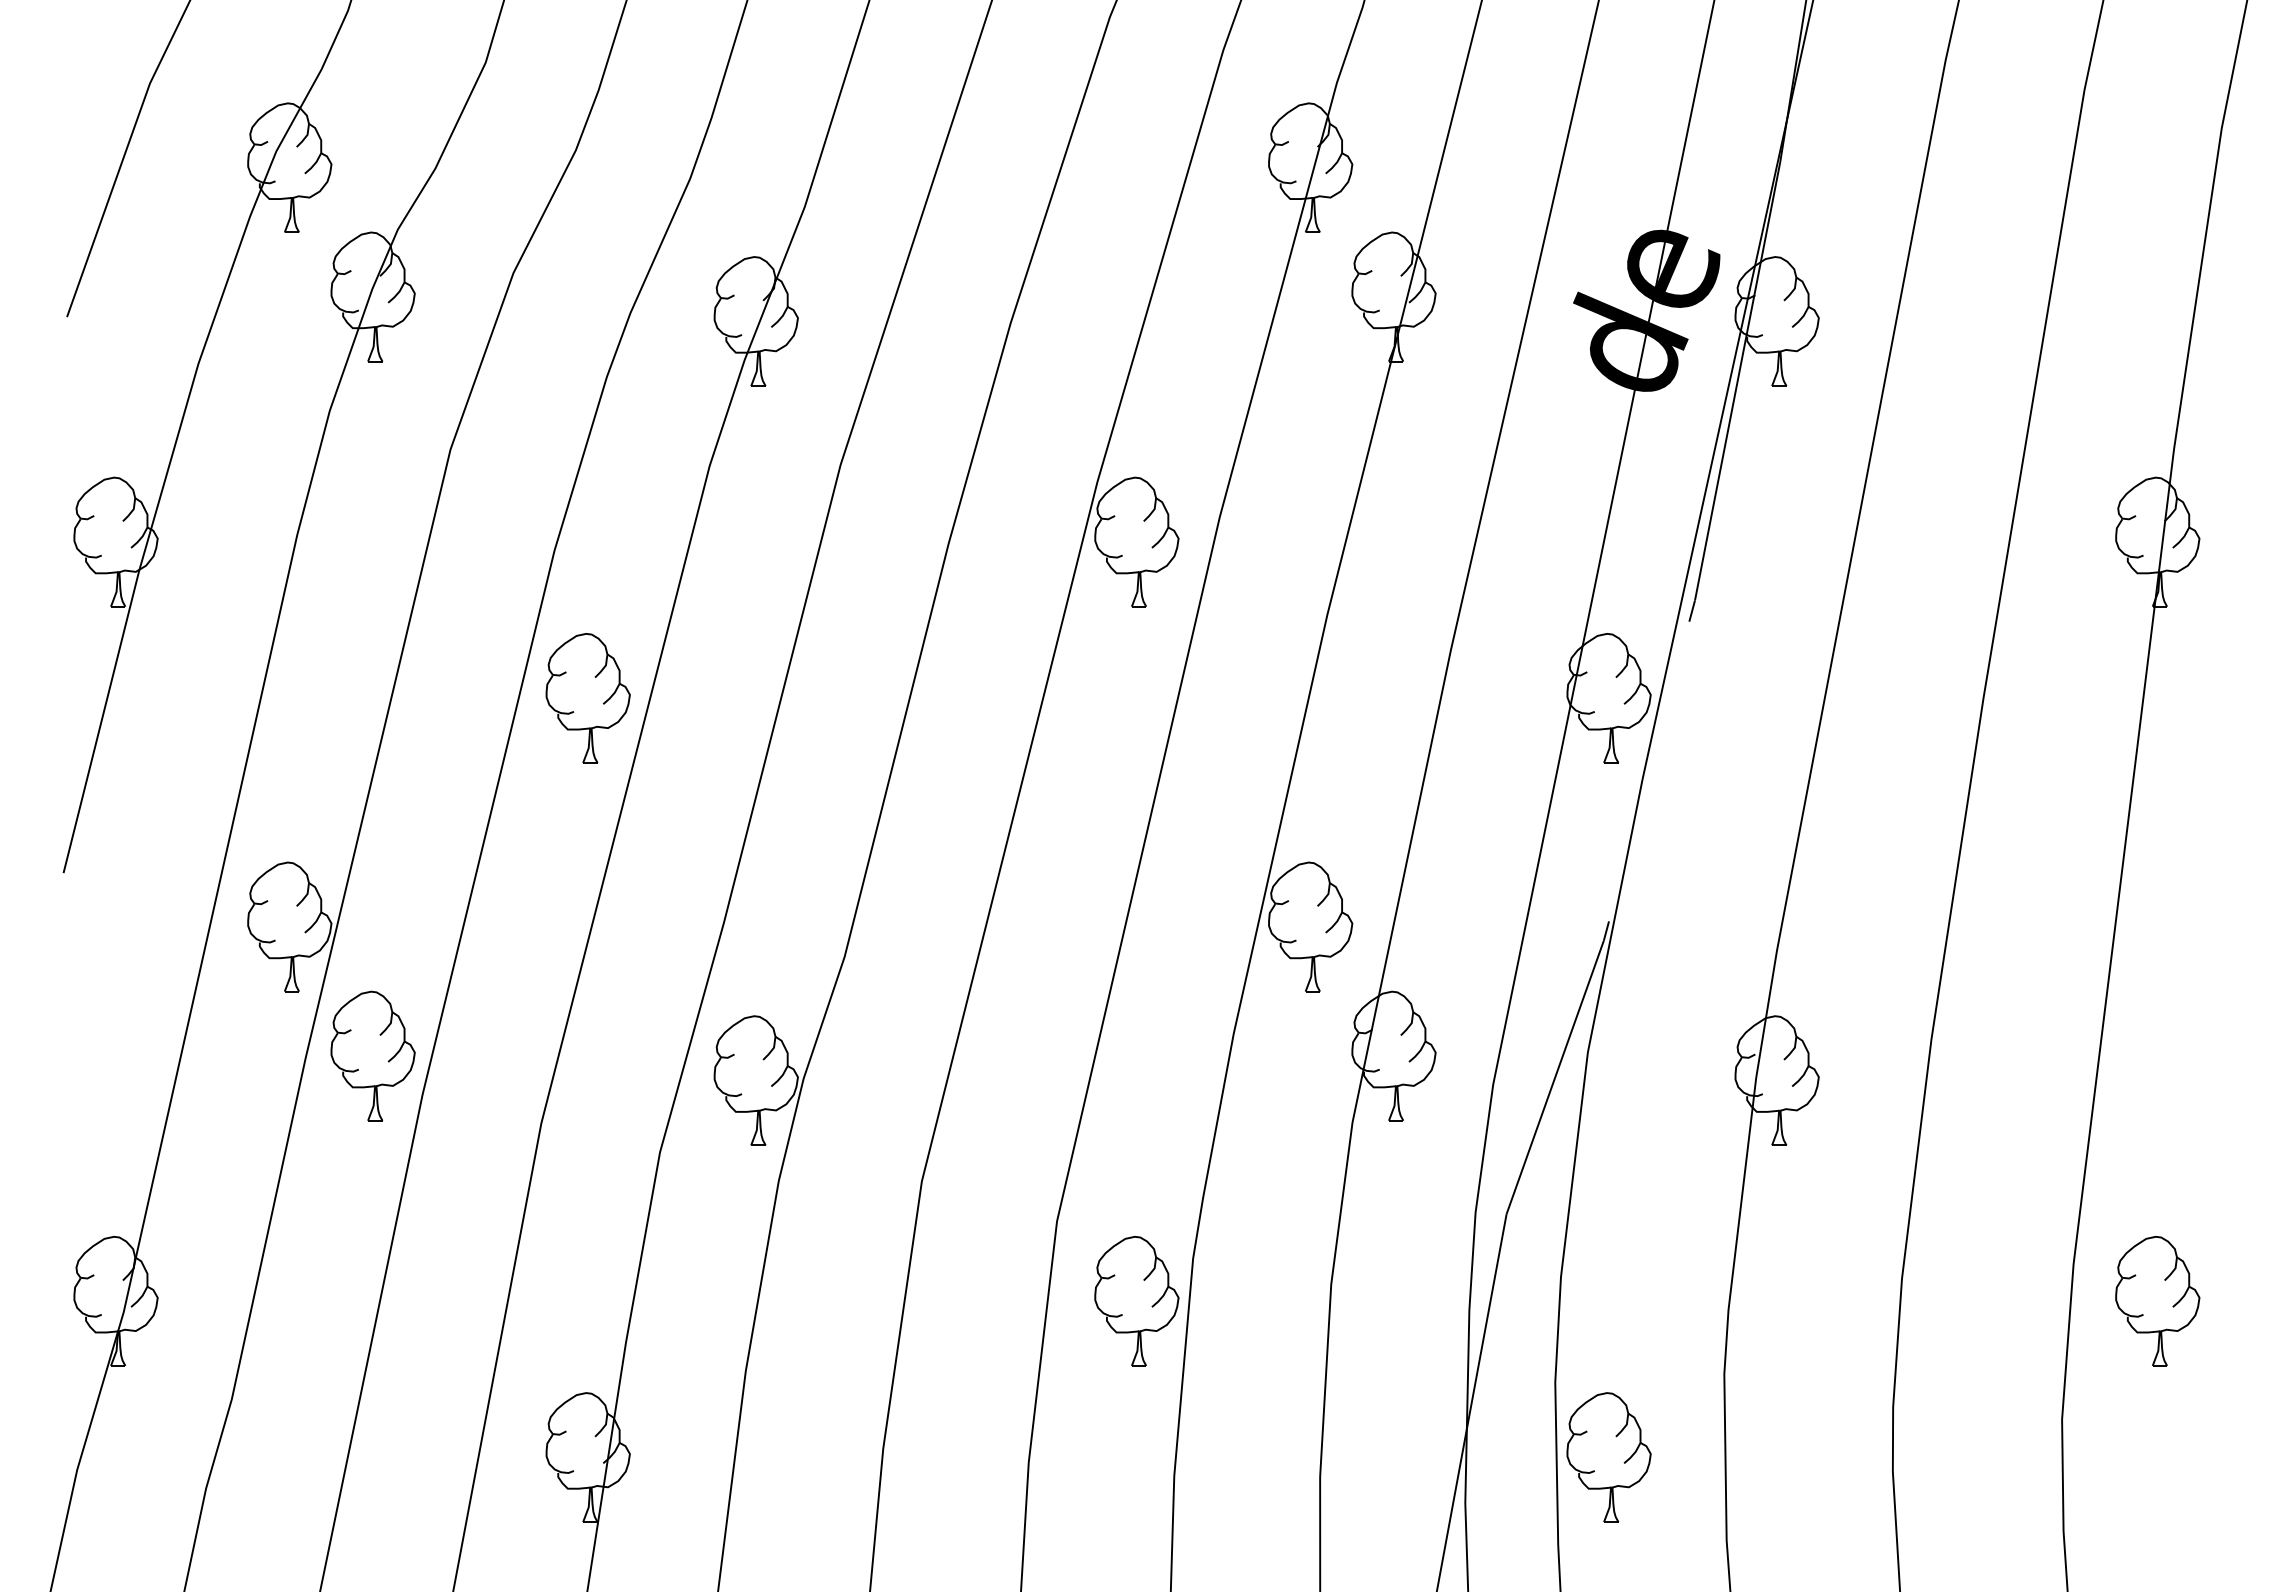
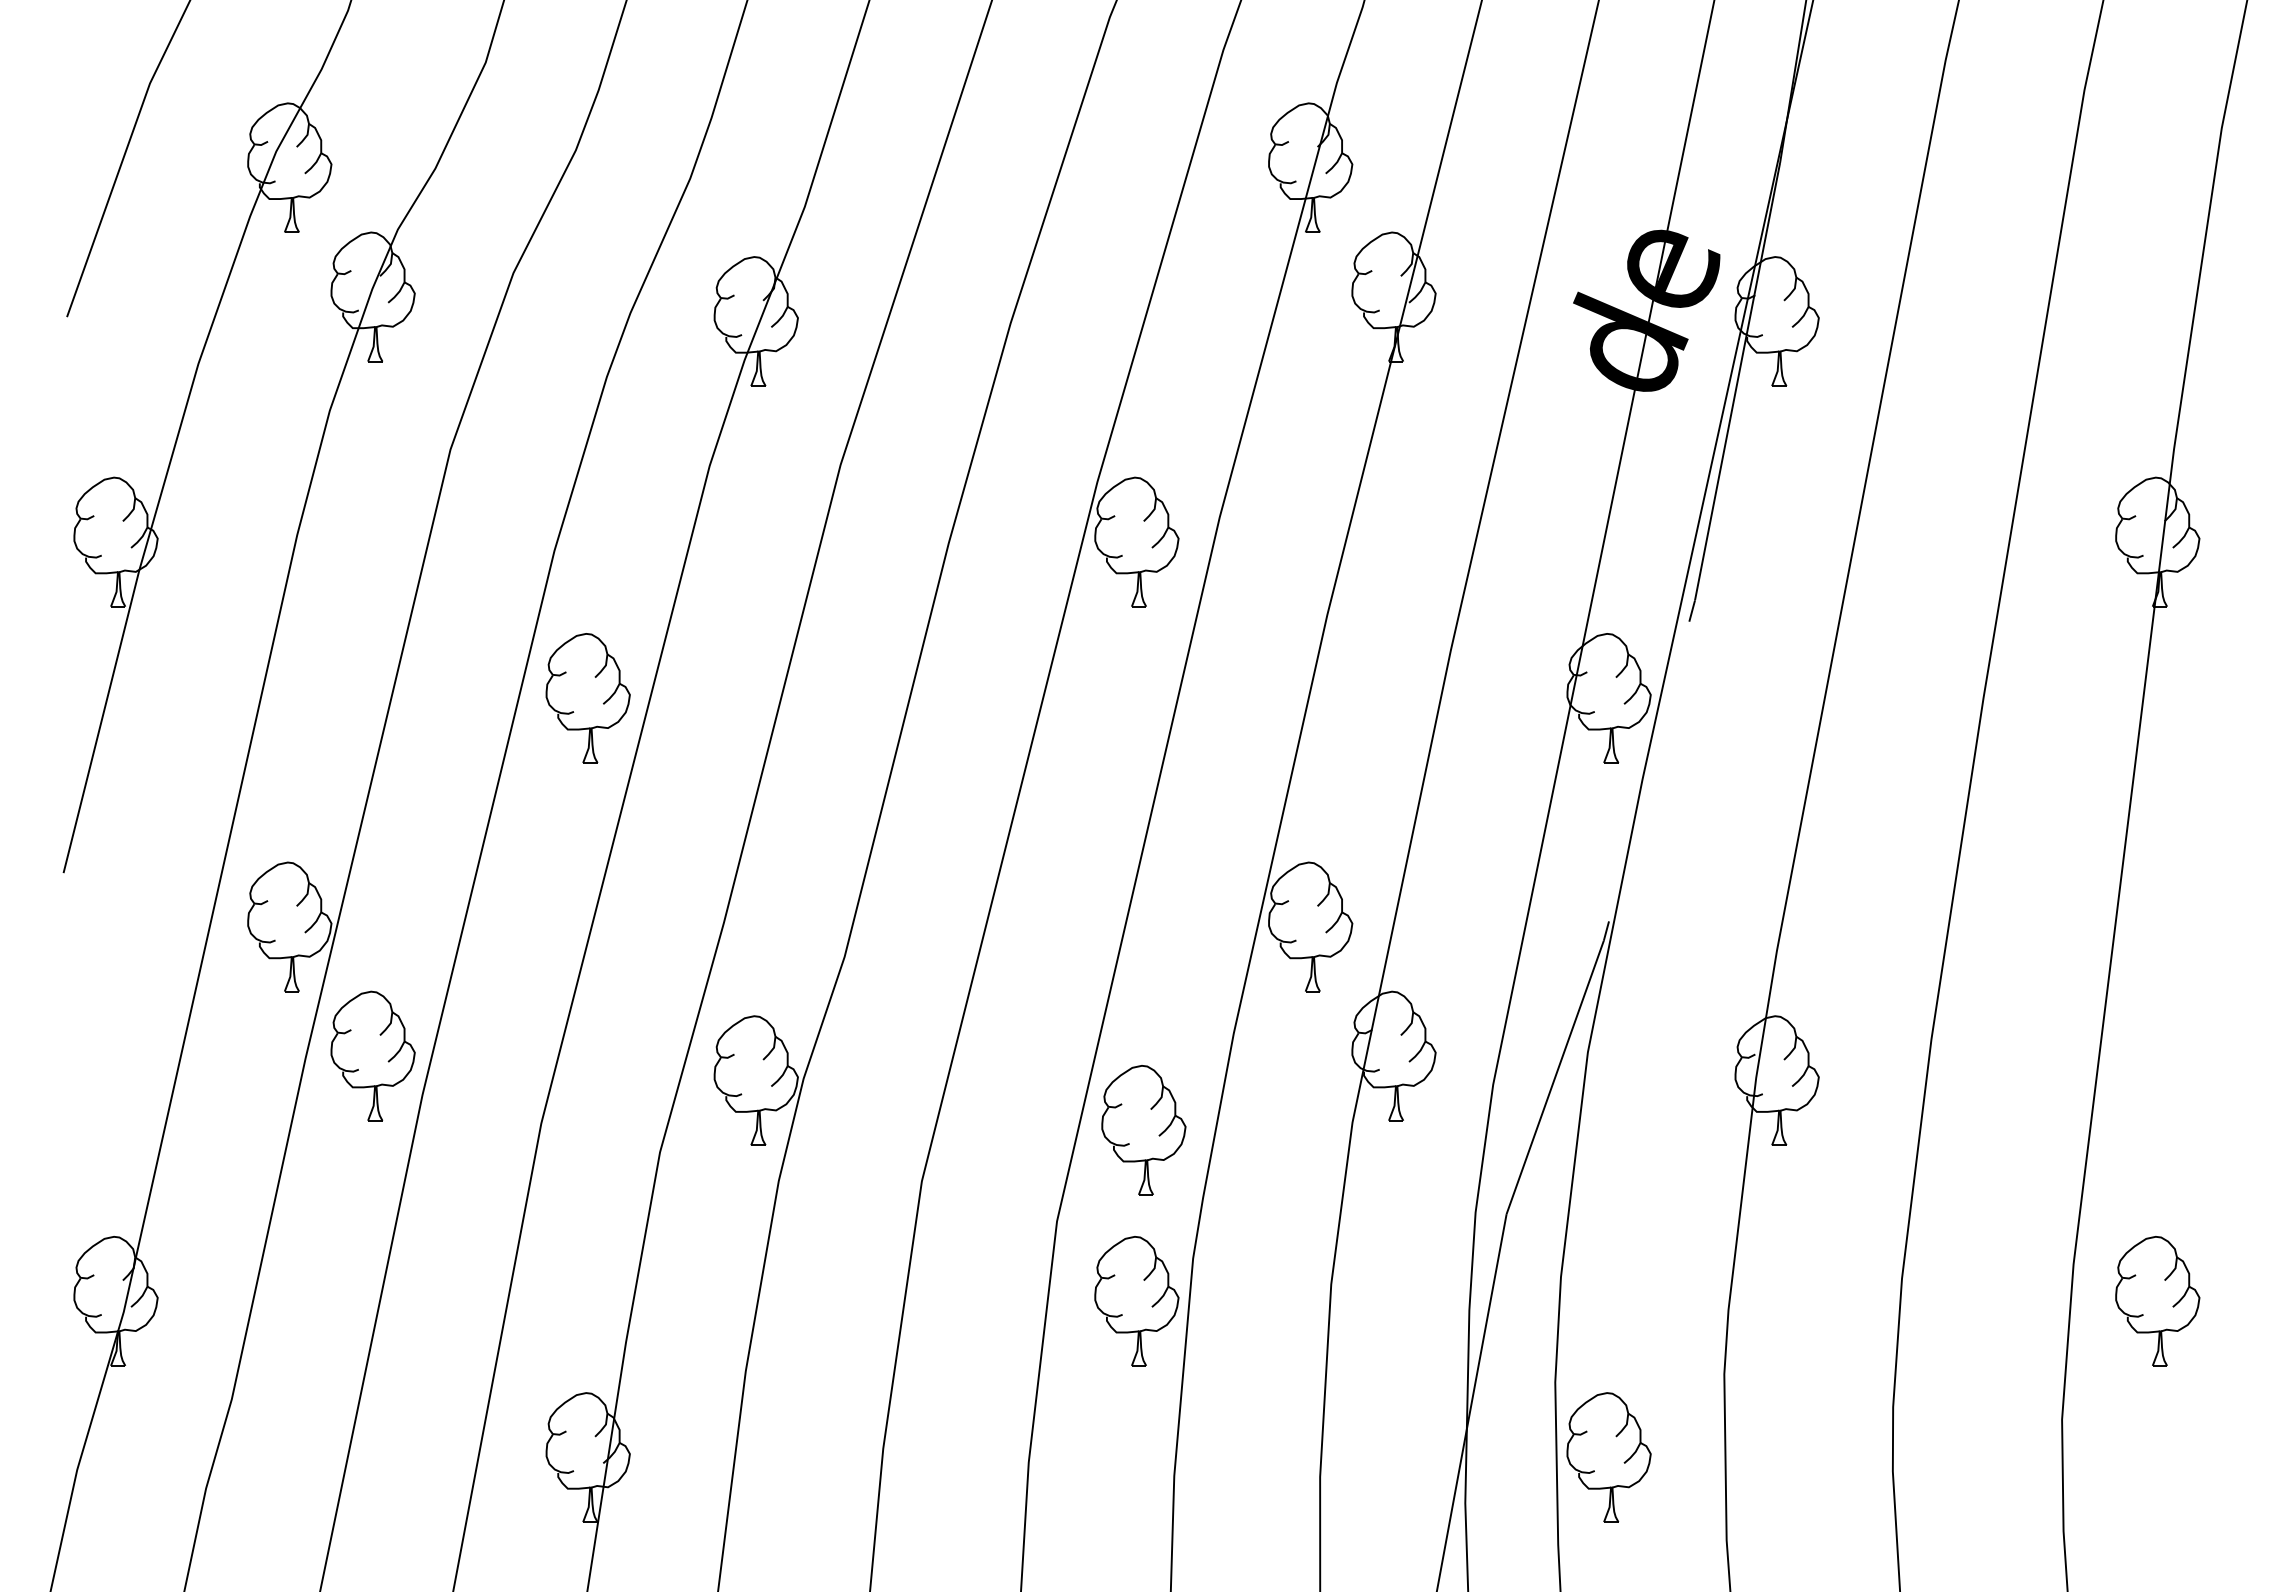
part: none -> present (1143, 1130)
